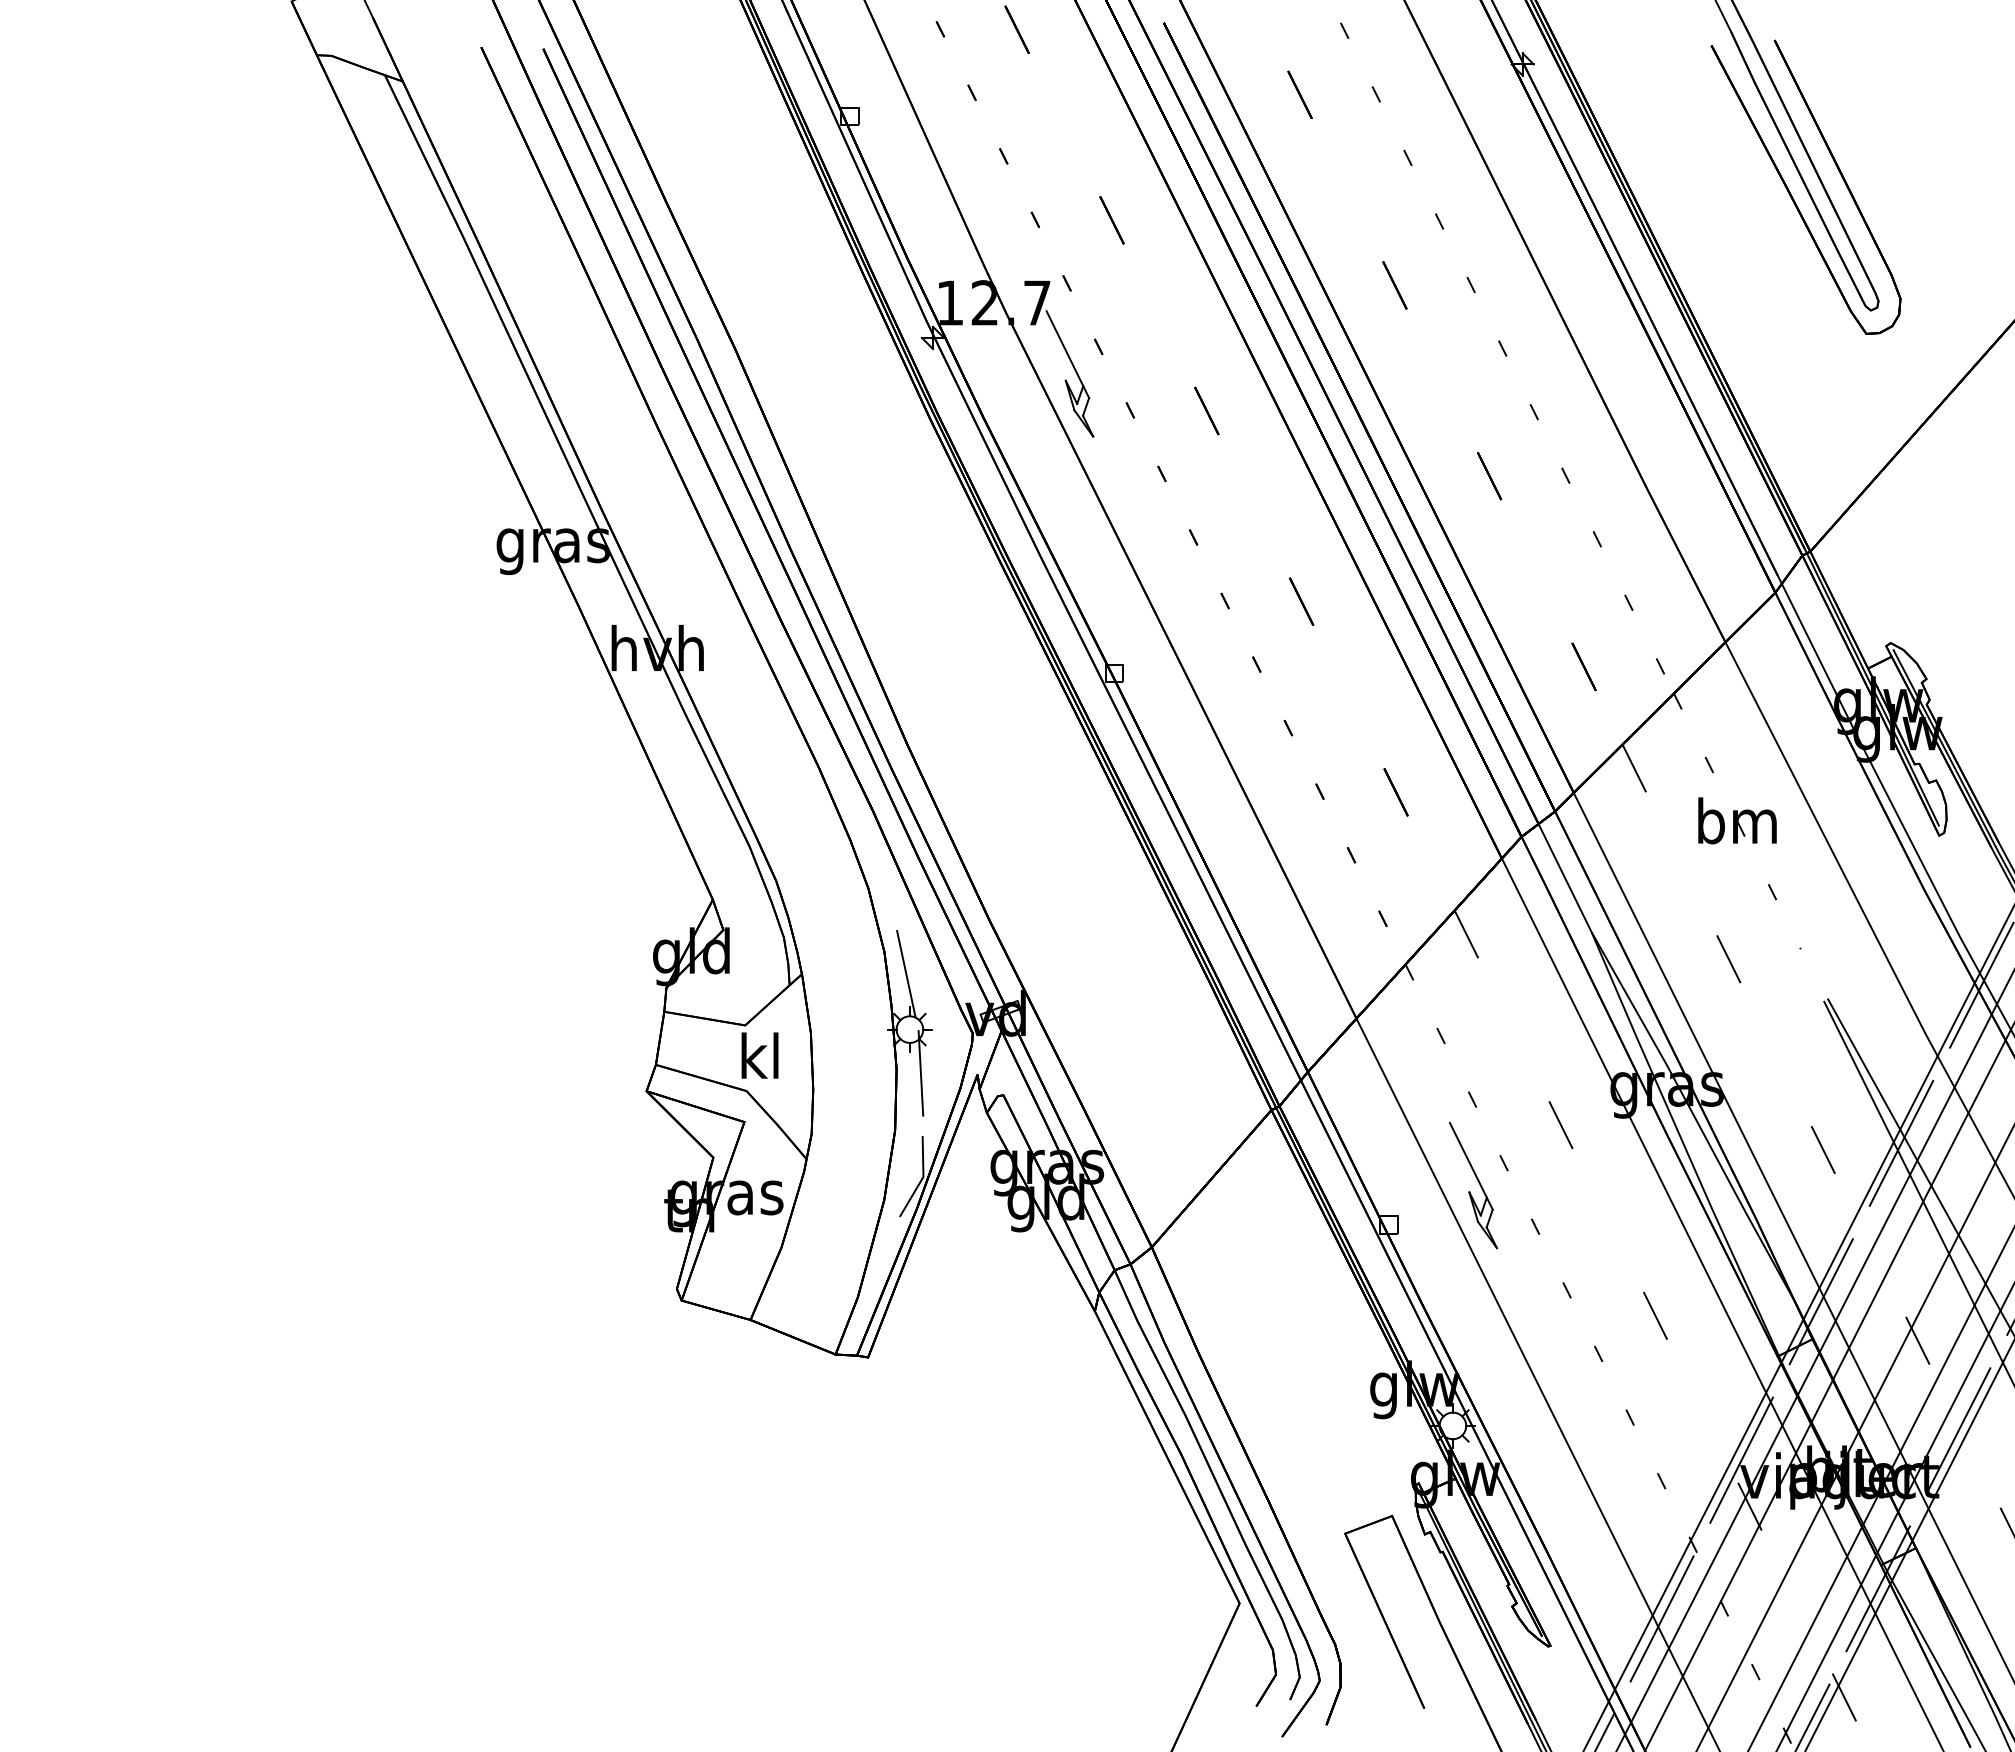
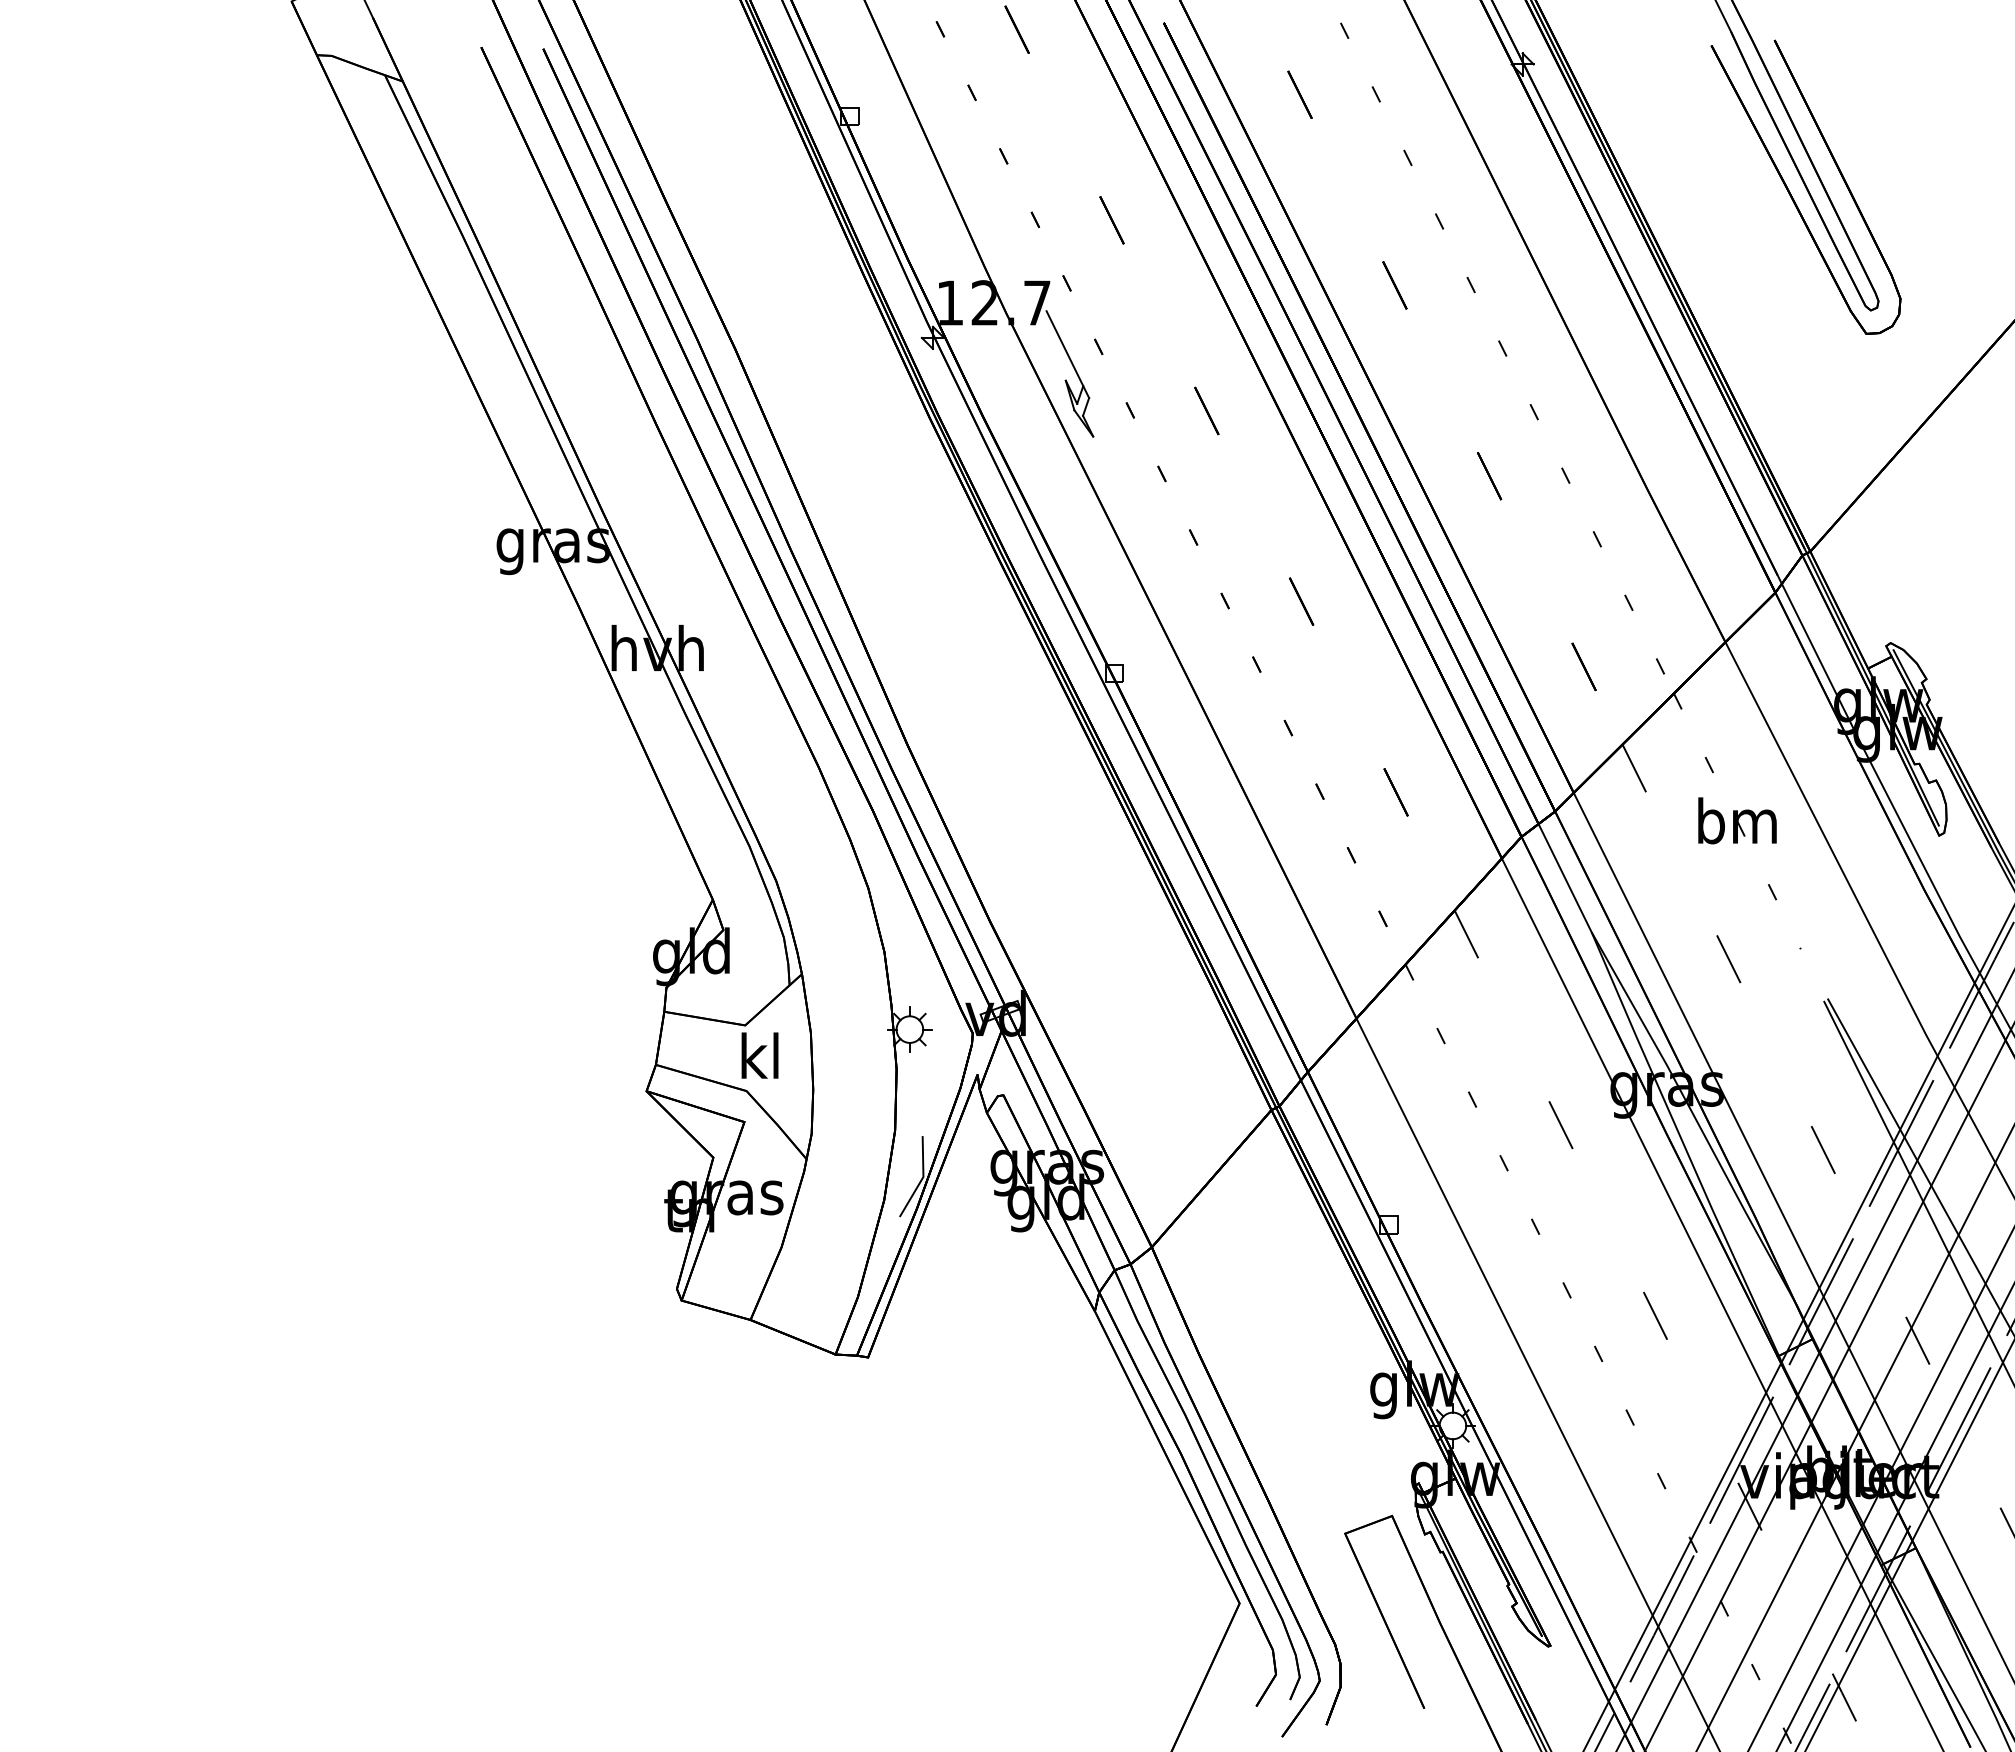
line: present -> none (906, 974)
line: present -> none (920, 1073)
part: present -> none (1473, 1185)
